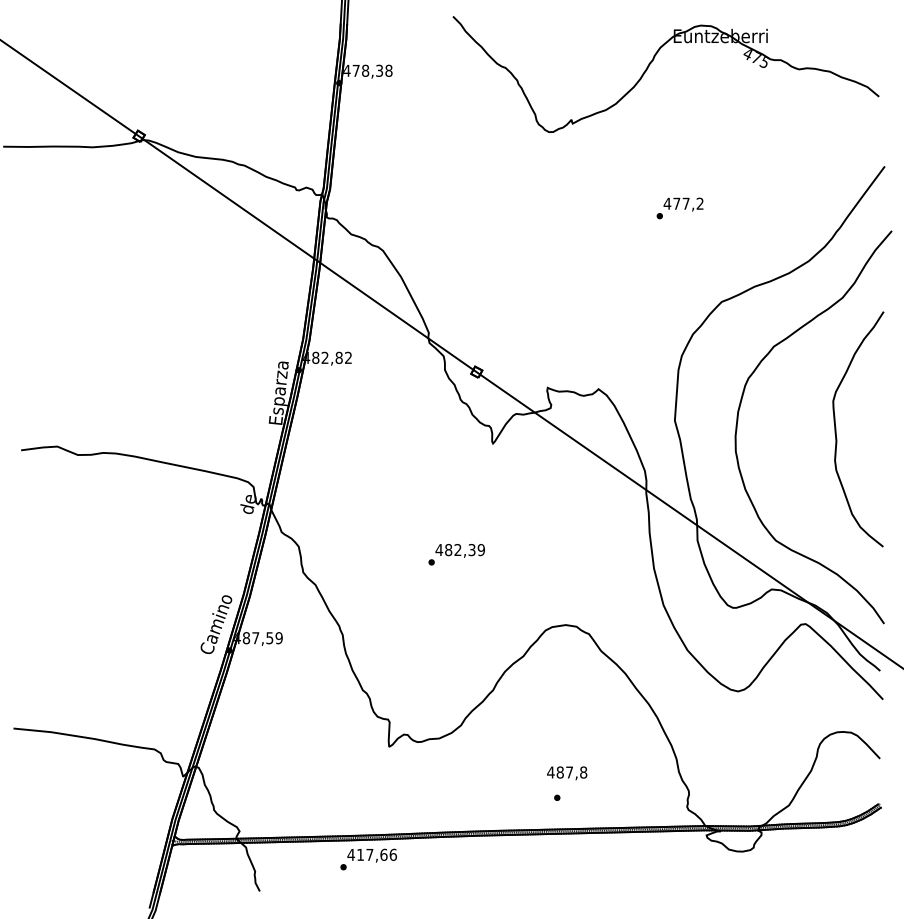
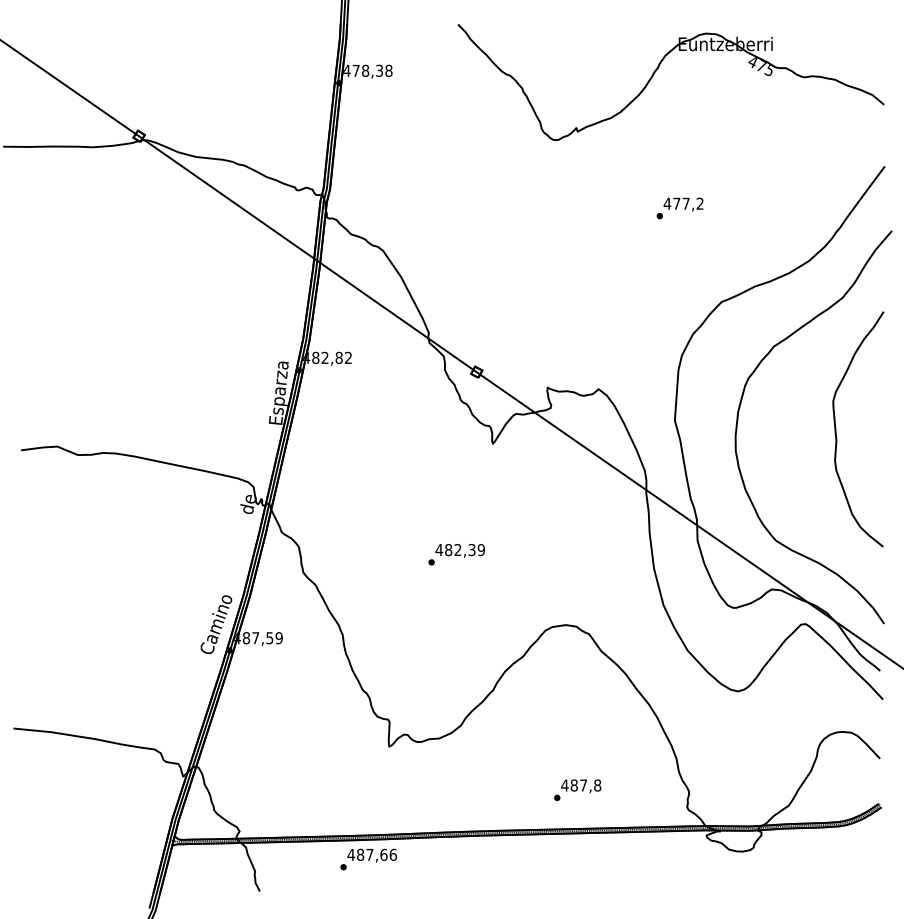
part position: (652, 62) -> (657, 70) (657, 70)
text position: (567, 773) -> (581, 786) (581, 786)
text: 417,66 -> 487,66 (360, 854)
